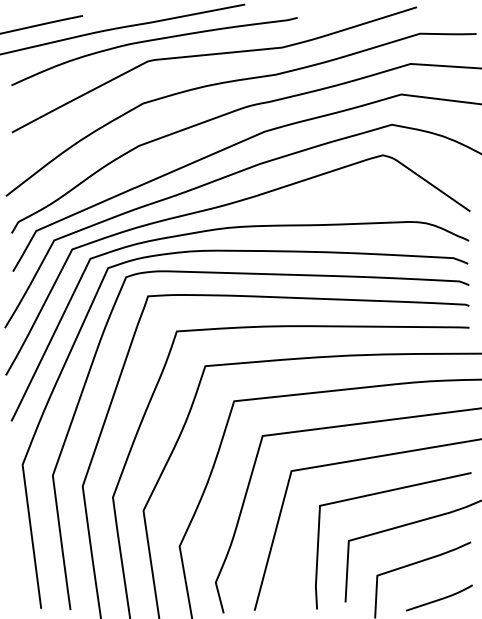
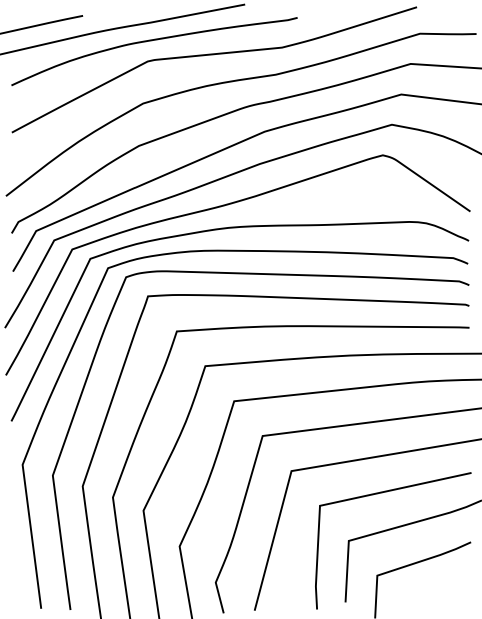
curve: present -> none (439, 598)
